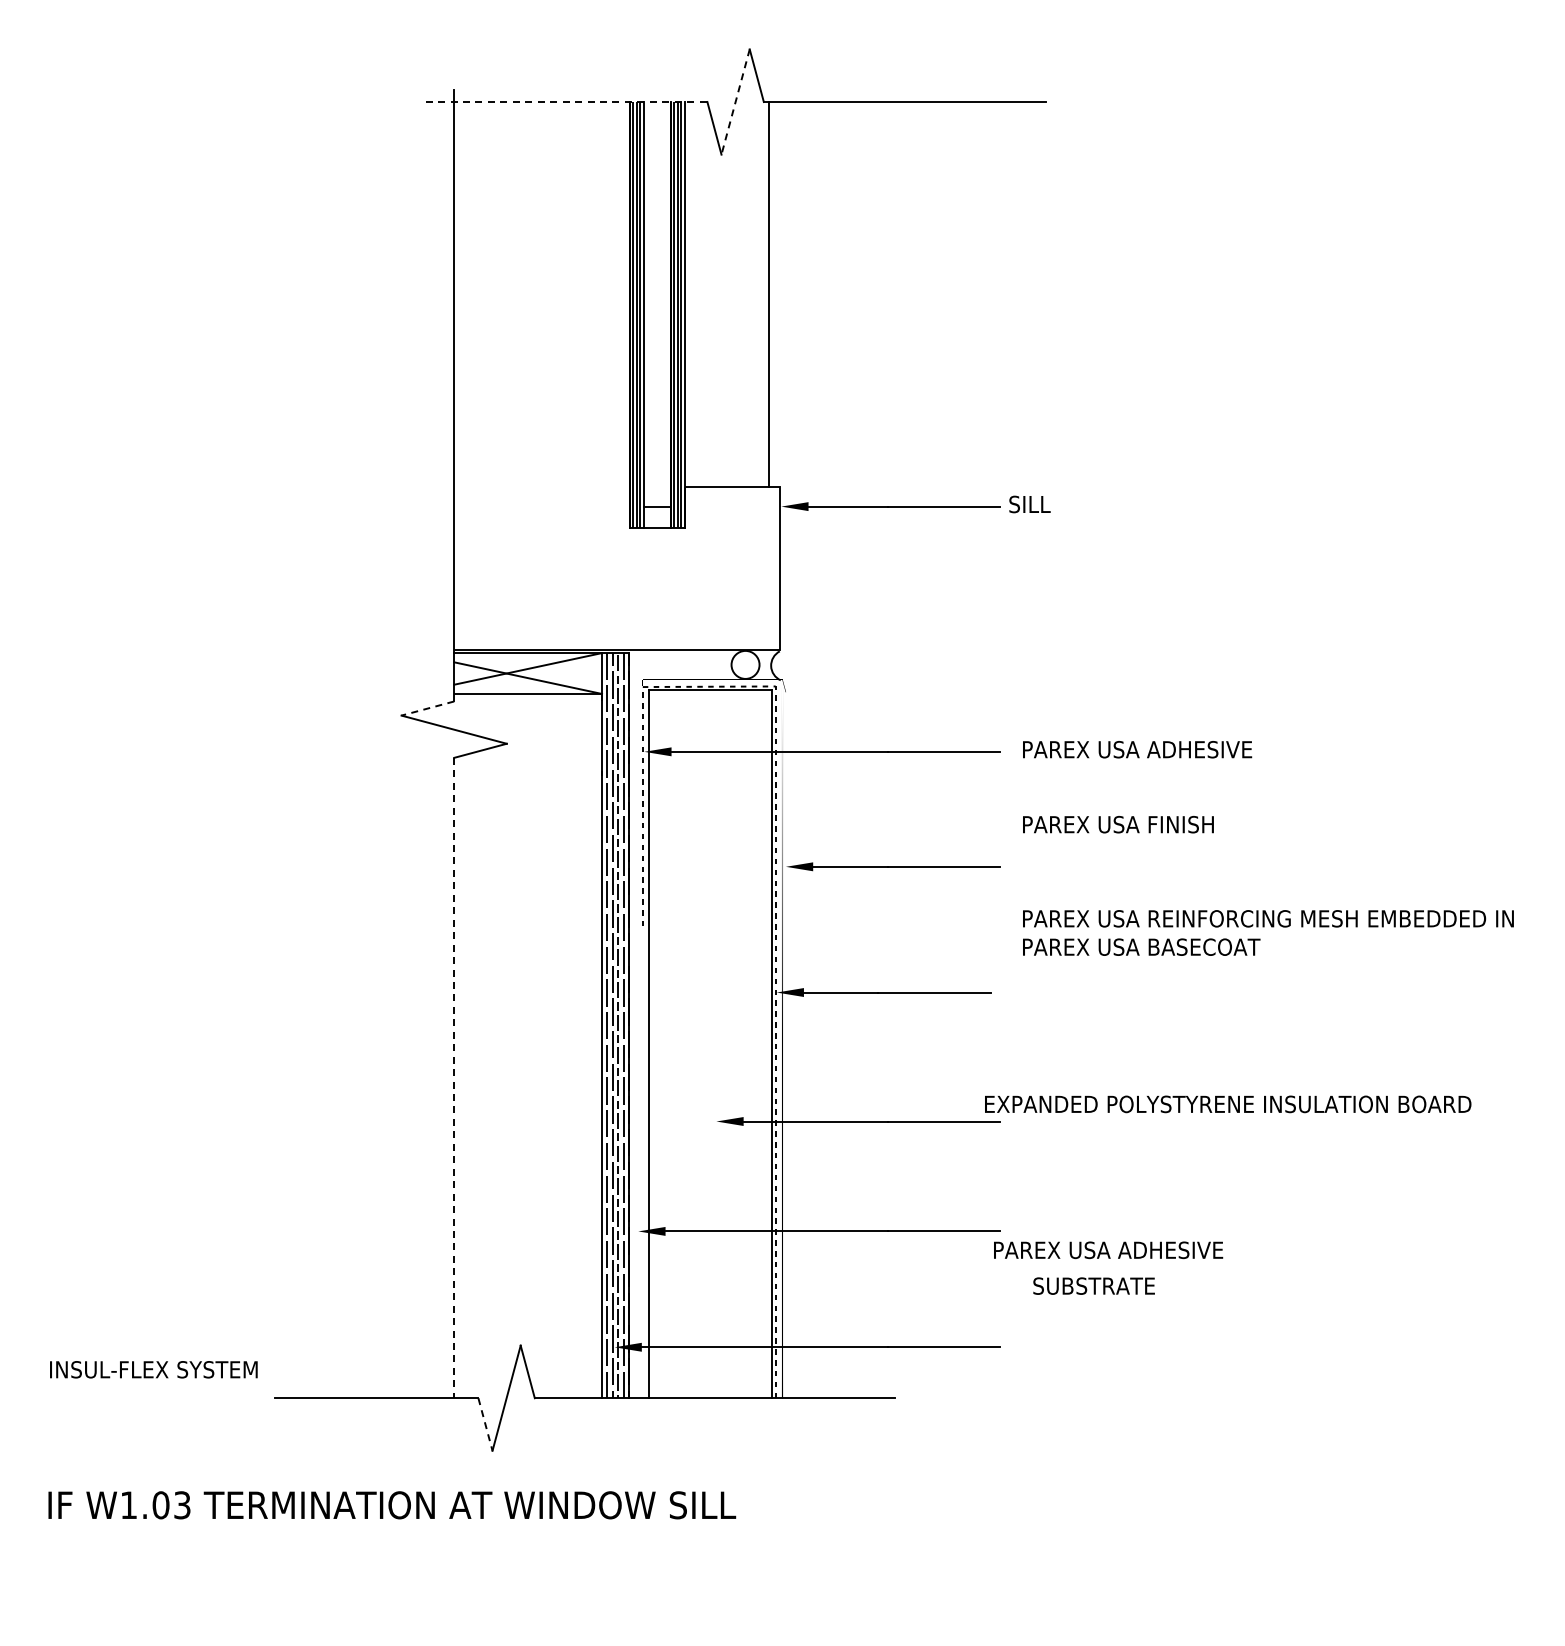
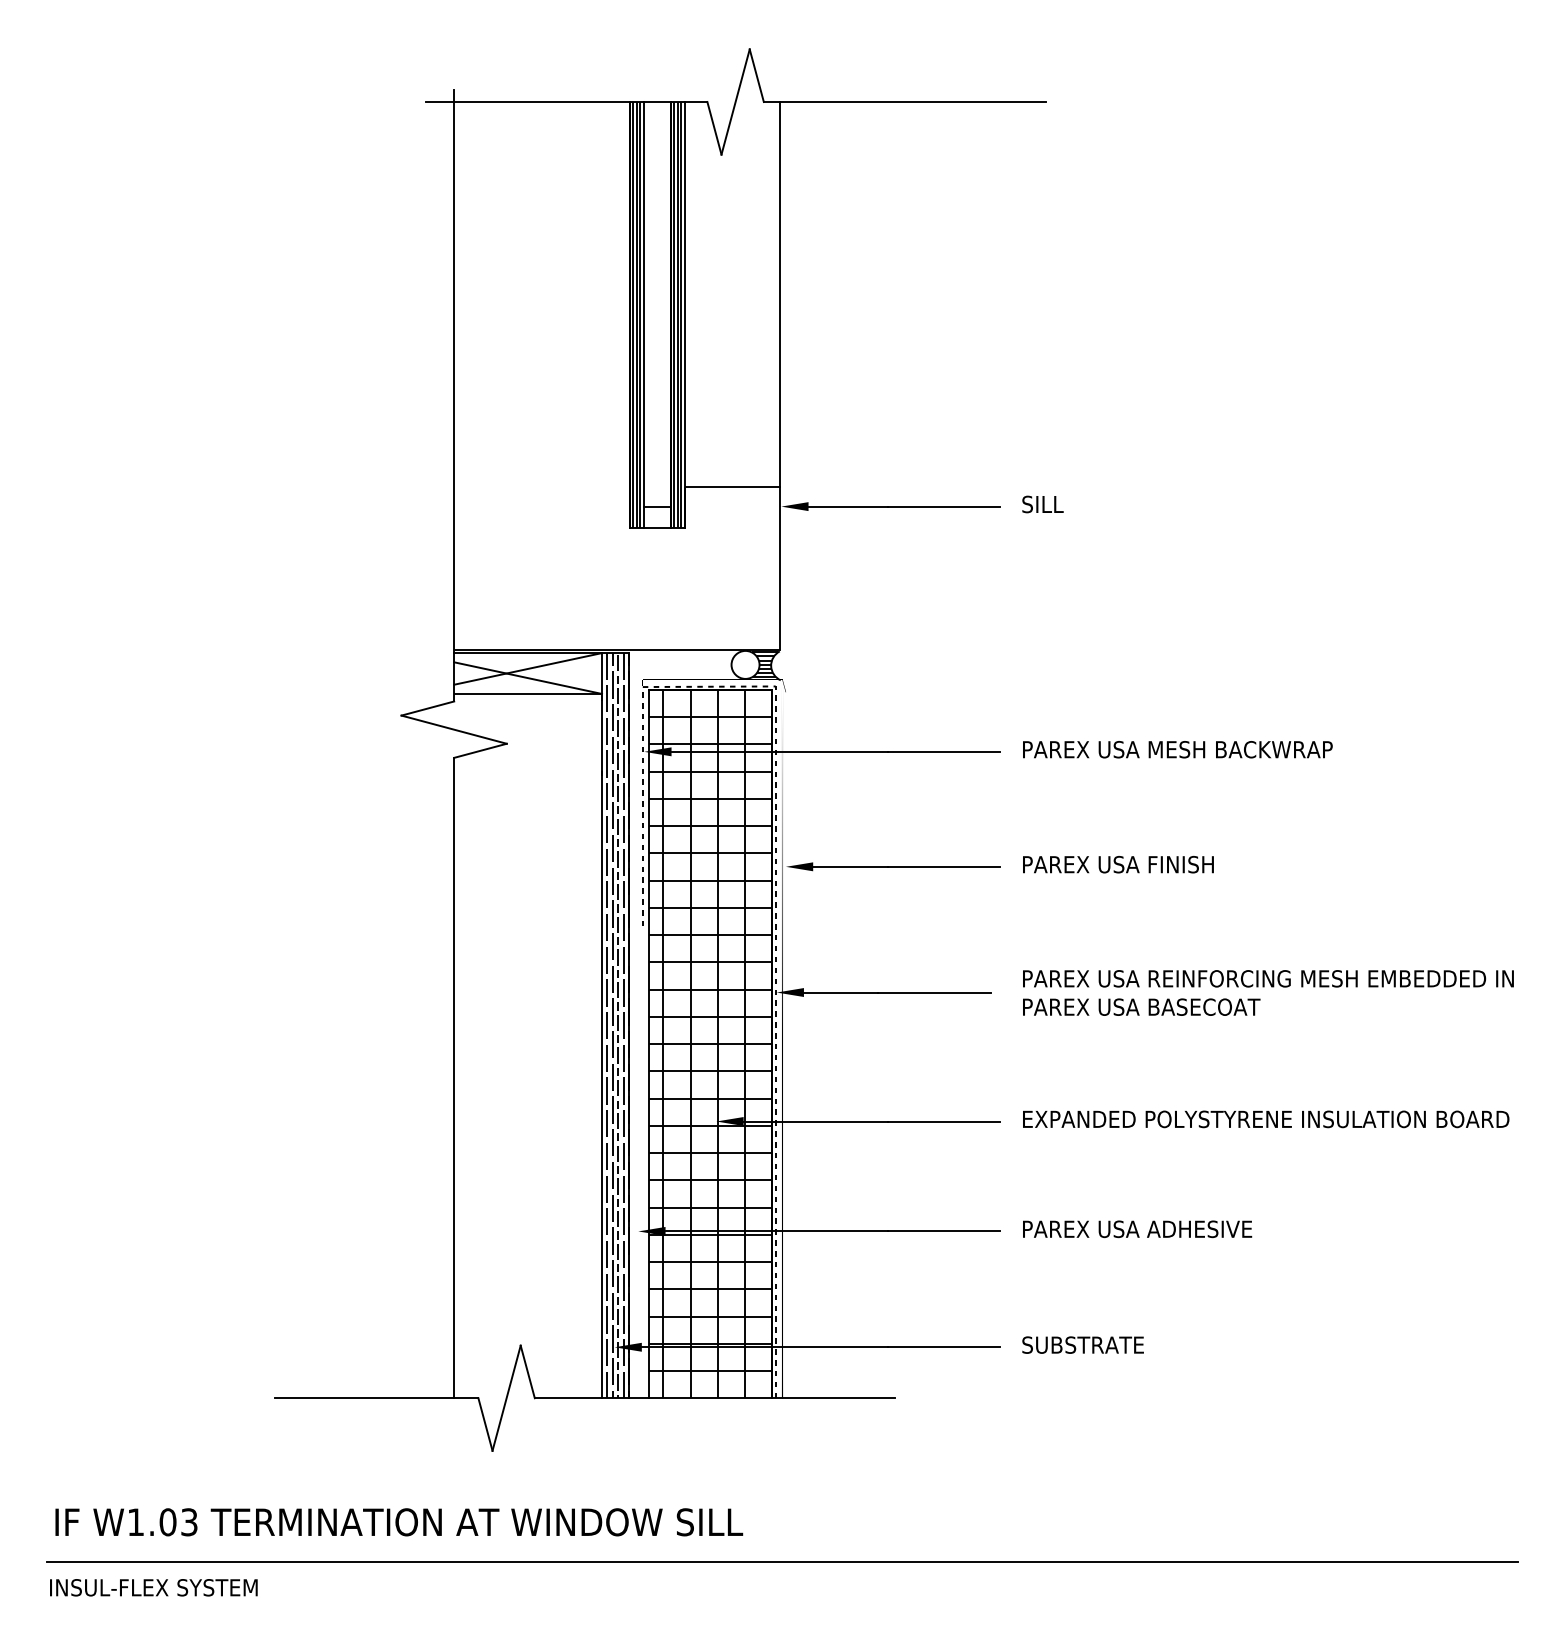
line: dashed -> solid (566, 102)
line: dashed -> solid (735, 102)
line position: (768, 294) -> (779, 294) (779, 294)
text position: (1029, 504) -> (1042, 504) (1042, 504)
hatch: none -> present (764, 664)
line: dashed -> solid (427, 708)
text: PAREX USA ADHESIVE -> PAREX USA MESH BACKWRAP (1239, 749)
text position: (1118, 824) -> (1118, 864) (1118, 864)
text position: (1268, 932) -> (1268, 992) (1268, 992)
hatch: none -> present (710, 1043)
line: dashed -> solid (454, 1078)
text position: (1228, 1104) -> (1266, 1119) (1266, 1119)
text position: (1108, 1250) -> (1137, 1229) (1137, 1229)
text position: (1093, 1285) -> (1082, 1344) (1082, 1344)
text position: (153, 1369) -> (153, 1587) (153, 1587)
line: dashed -> solid (485, 1425)
text position: (392, 1505) -> (399, 1522) (399, 1522)
line: none -> present (782, 1561)
